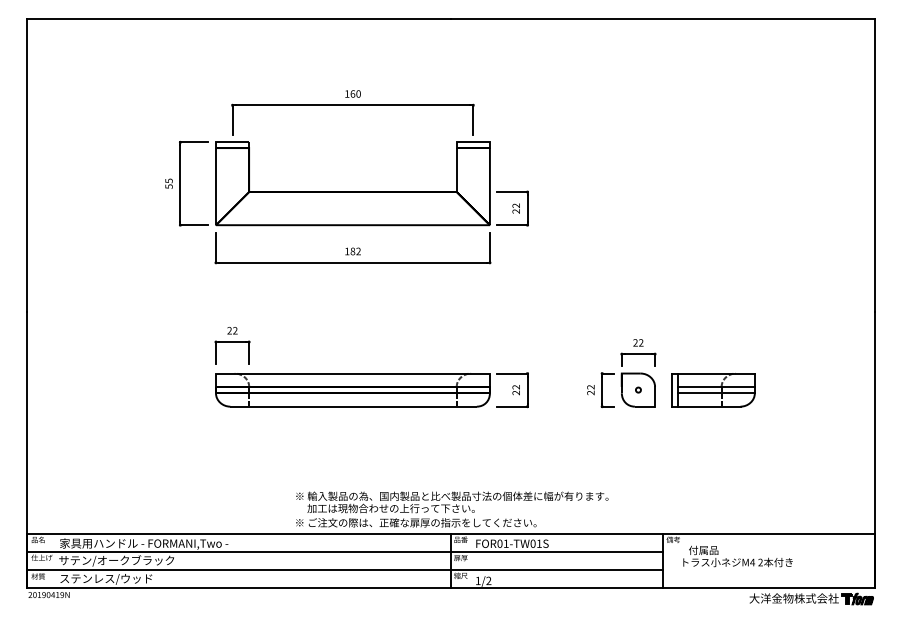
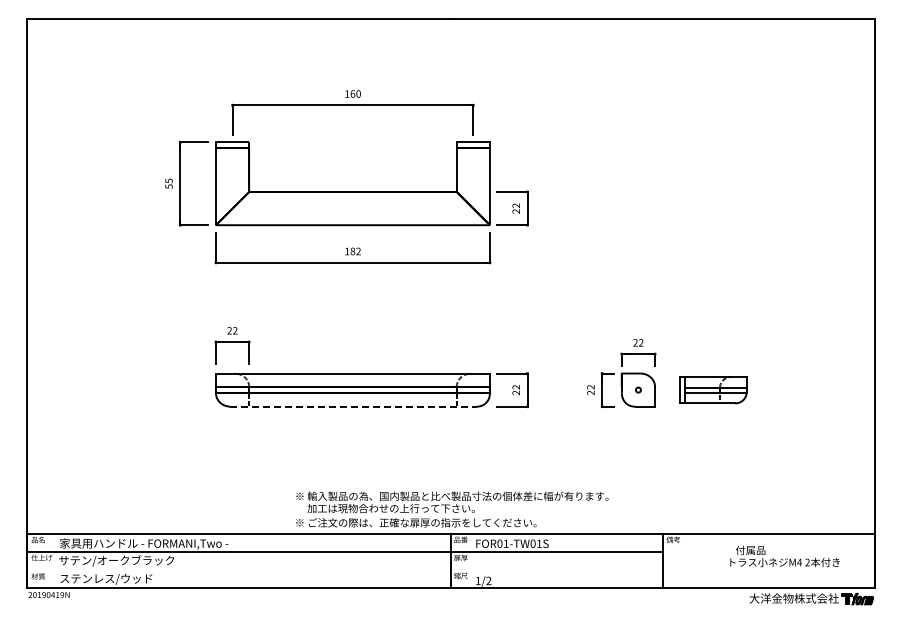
part size: 85x35 px -> 69x29 px (713, 390)
line: solid -> dashed (353, 406)
text position: (737, 556) -> (784, 556) (784, 556)
line: present -> none (345, 570)
